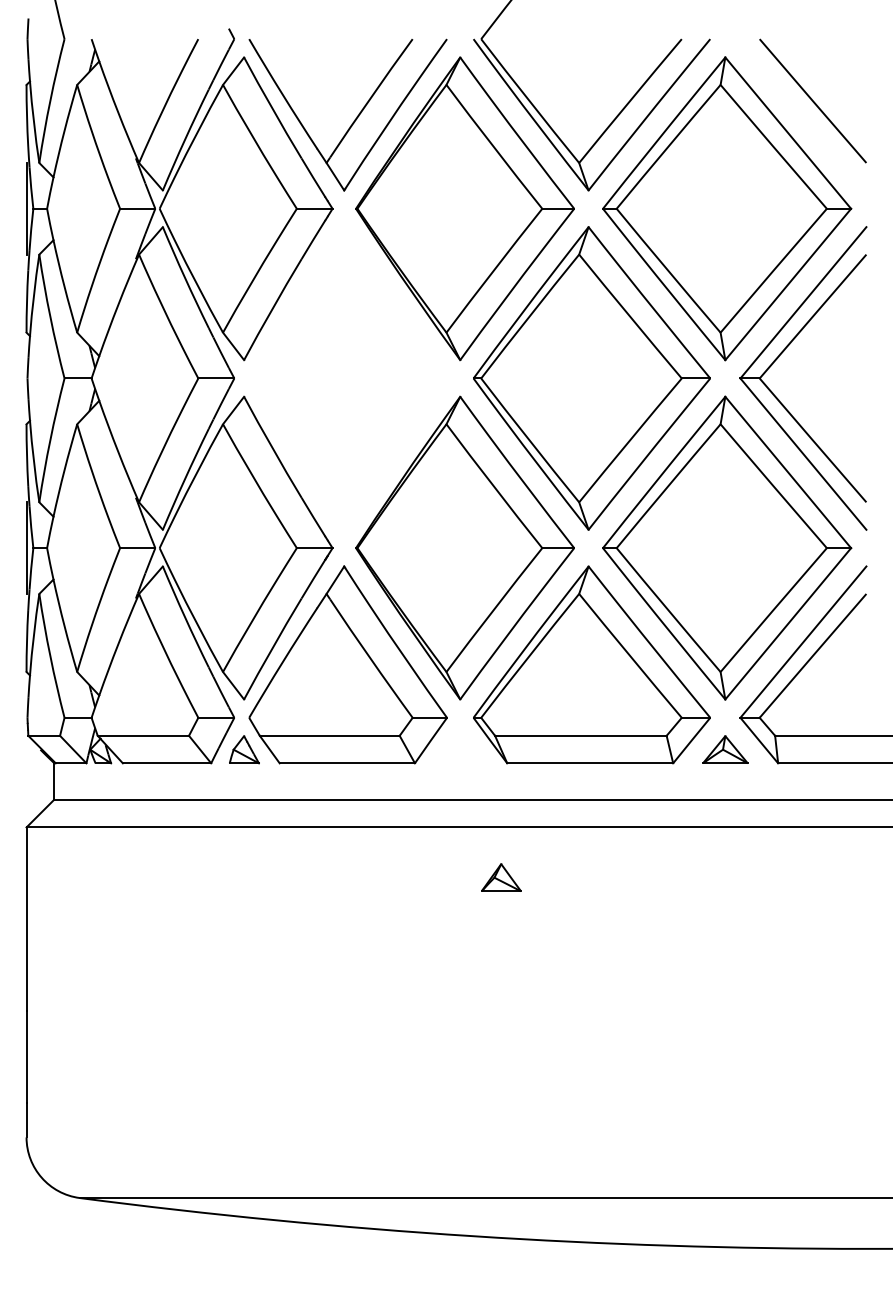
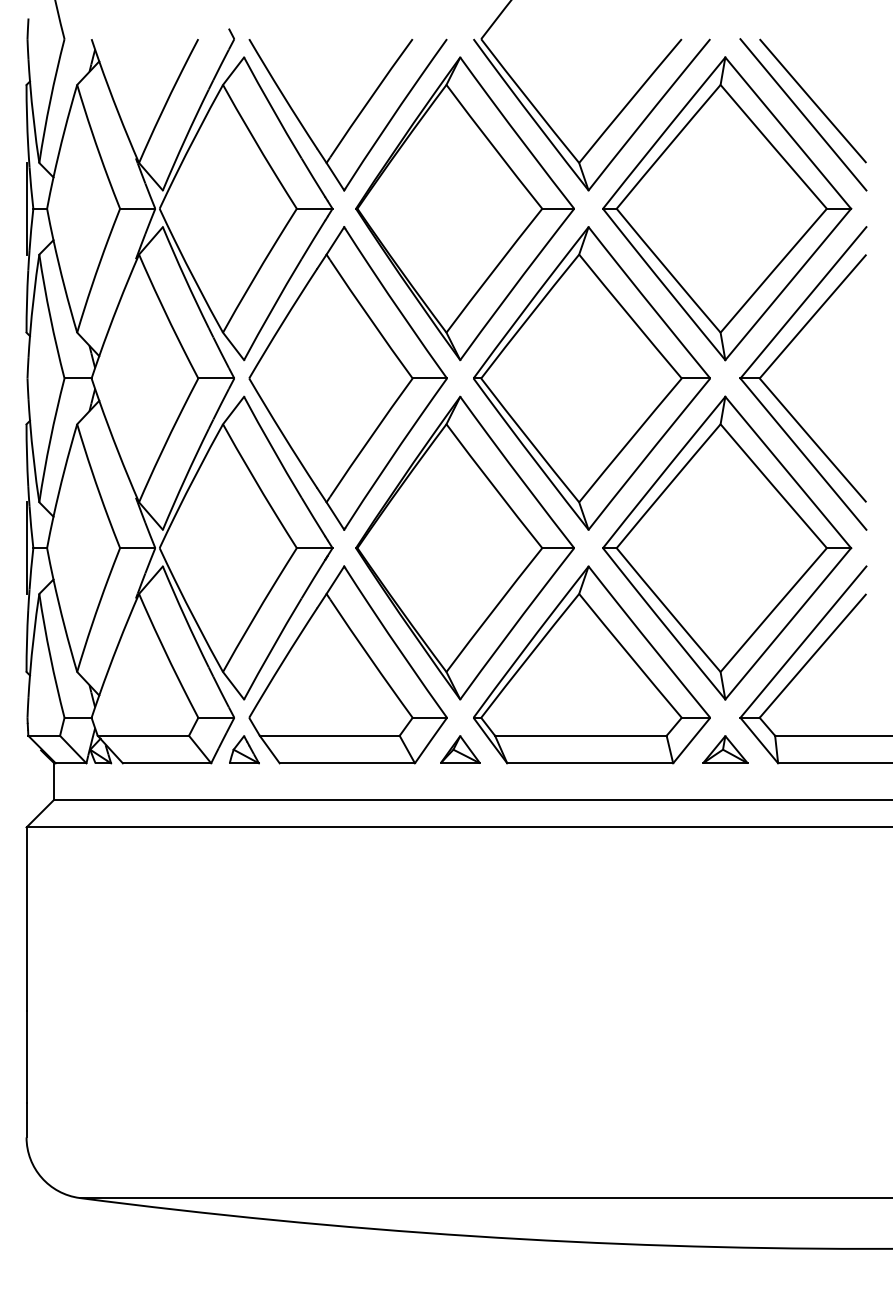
line: none -> present (803, 114)
part: none -> present (347, 378)
part position: (501, 877) -> (460, 749) (460, 749)
